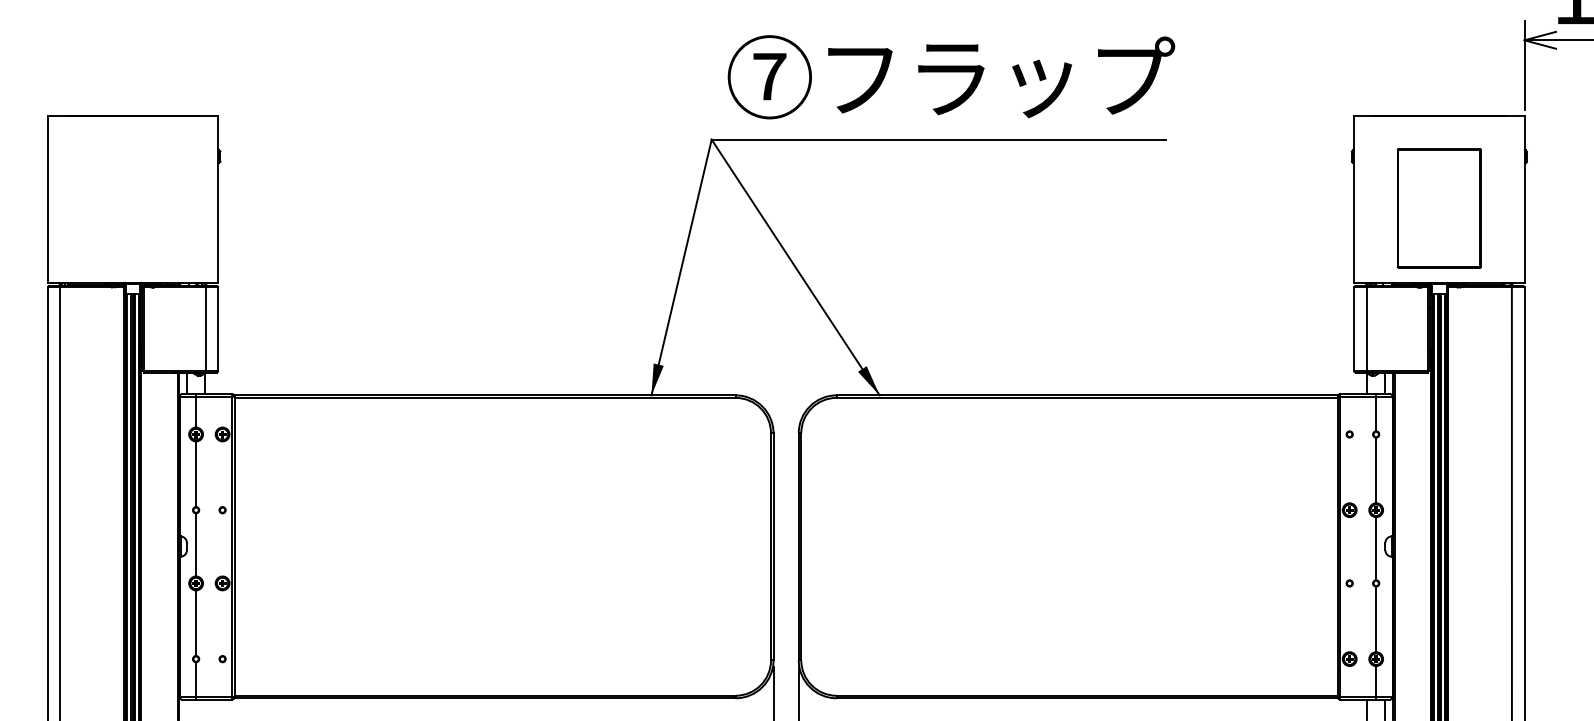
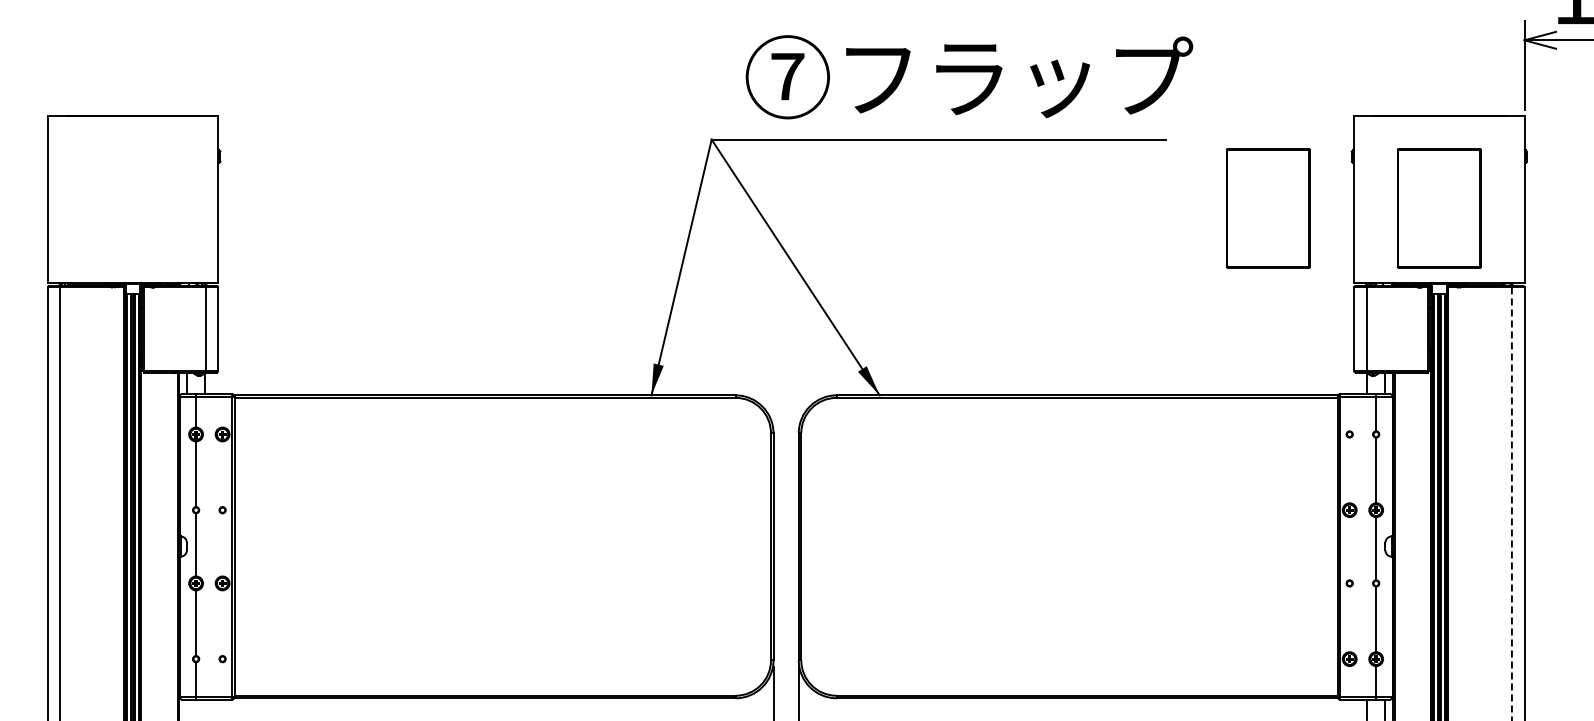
text position: (951, 77) -> (969, 77) (969, 77)
part: none -> present (1267, 208)
line: solid -> dashed (1511, 504)
